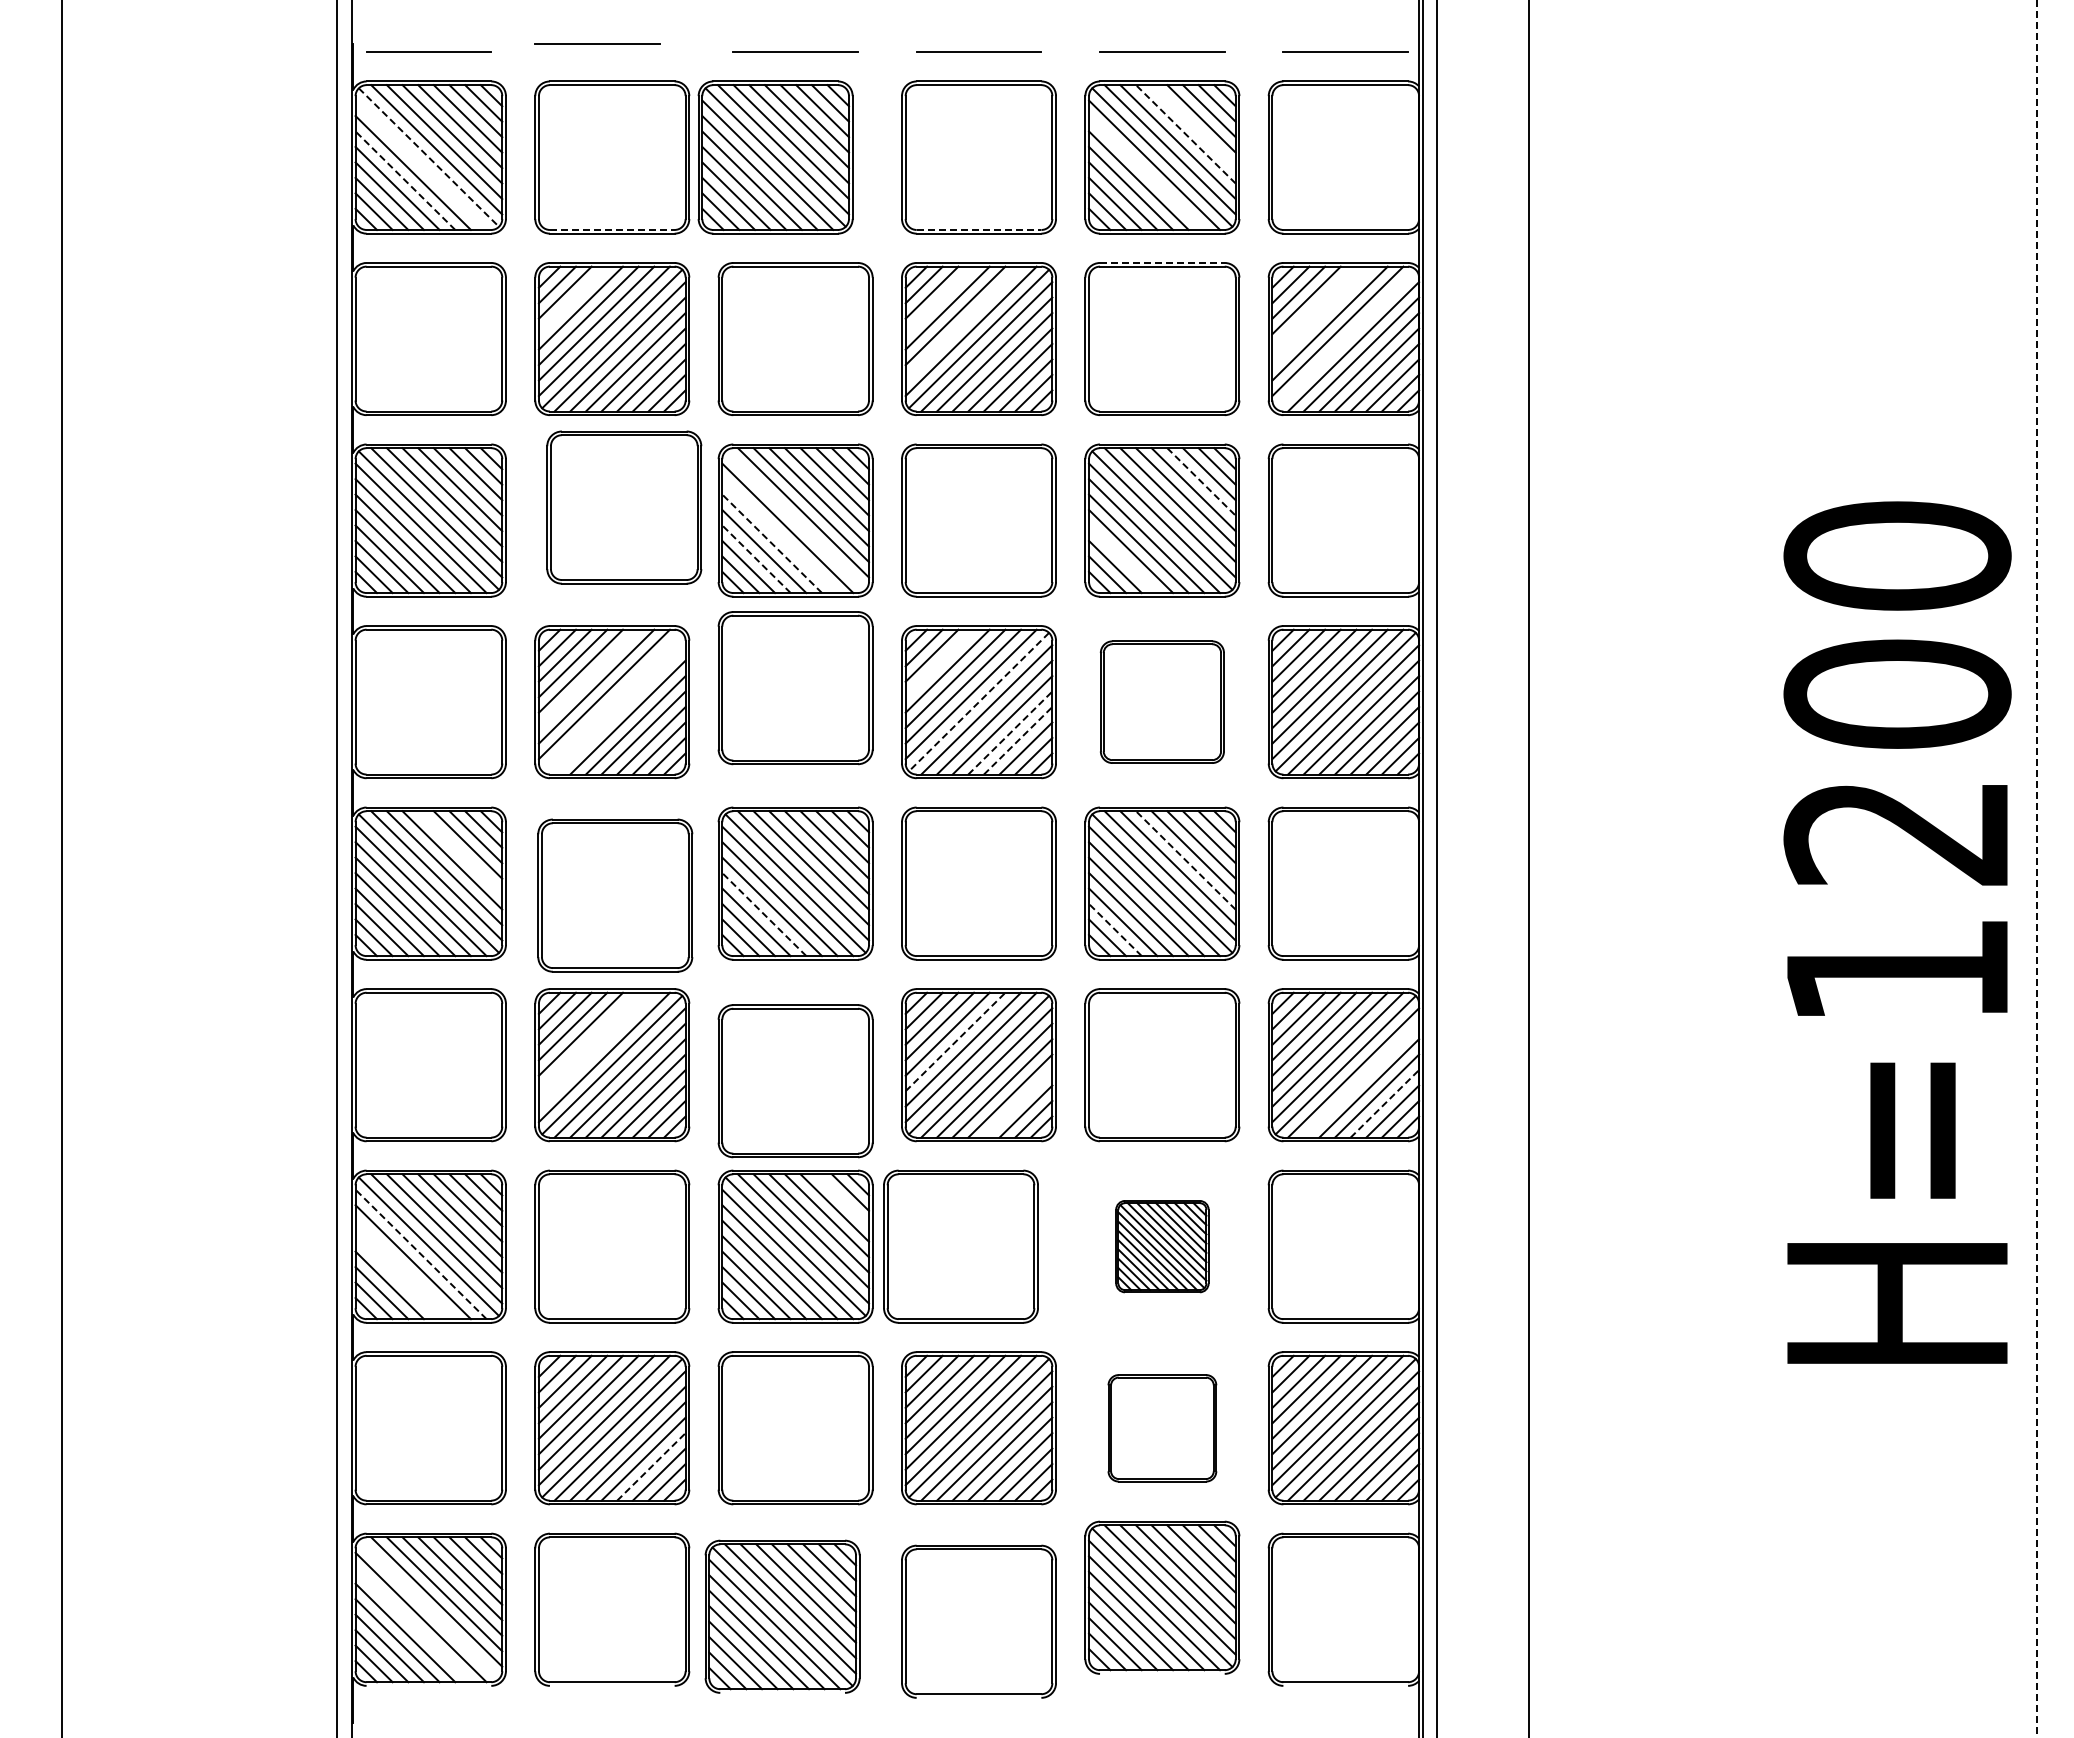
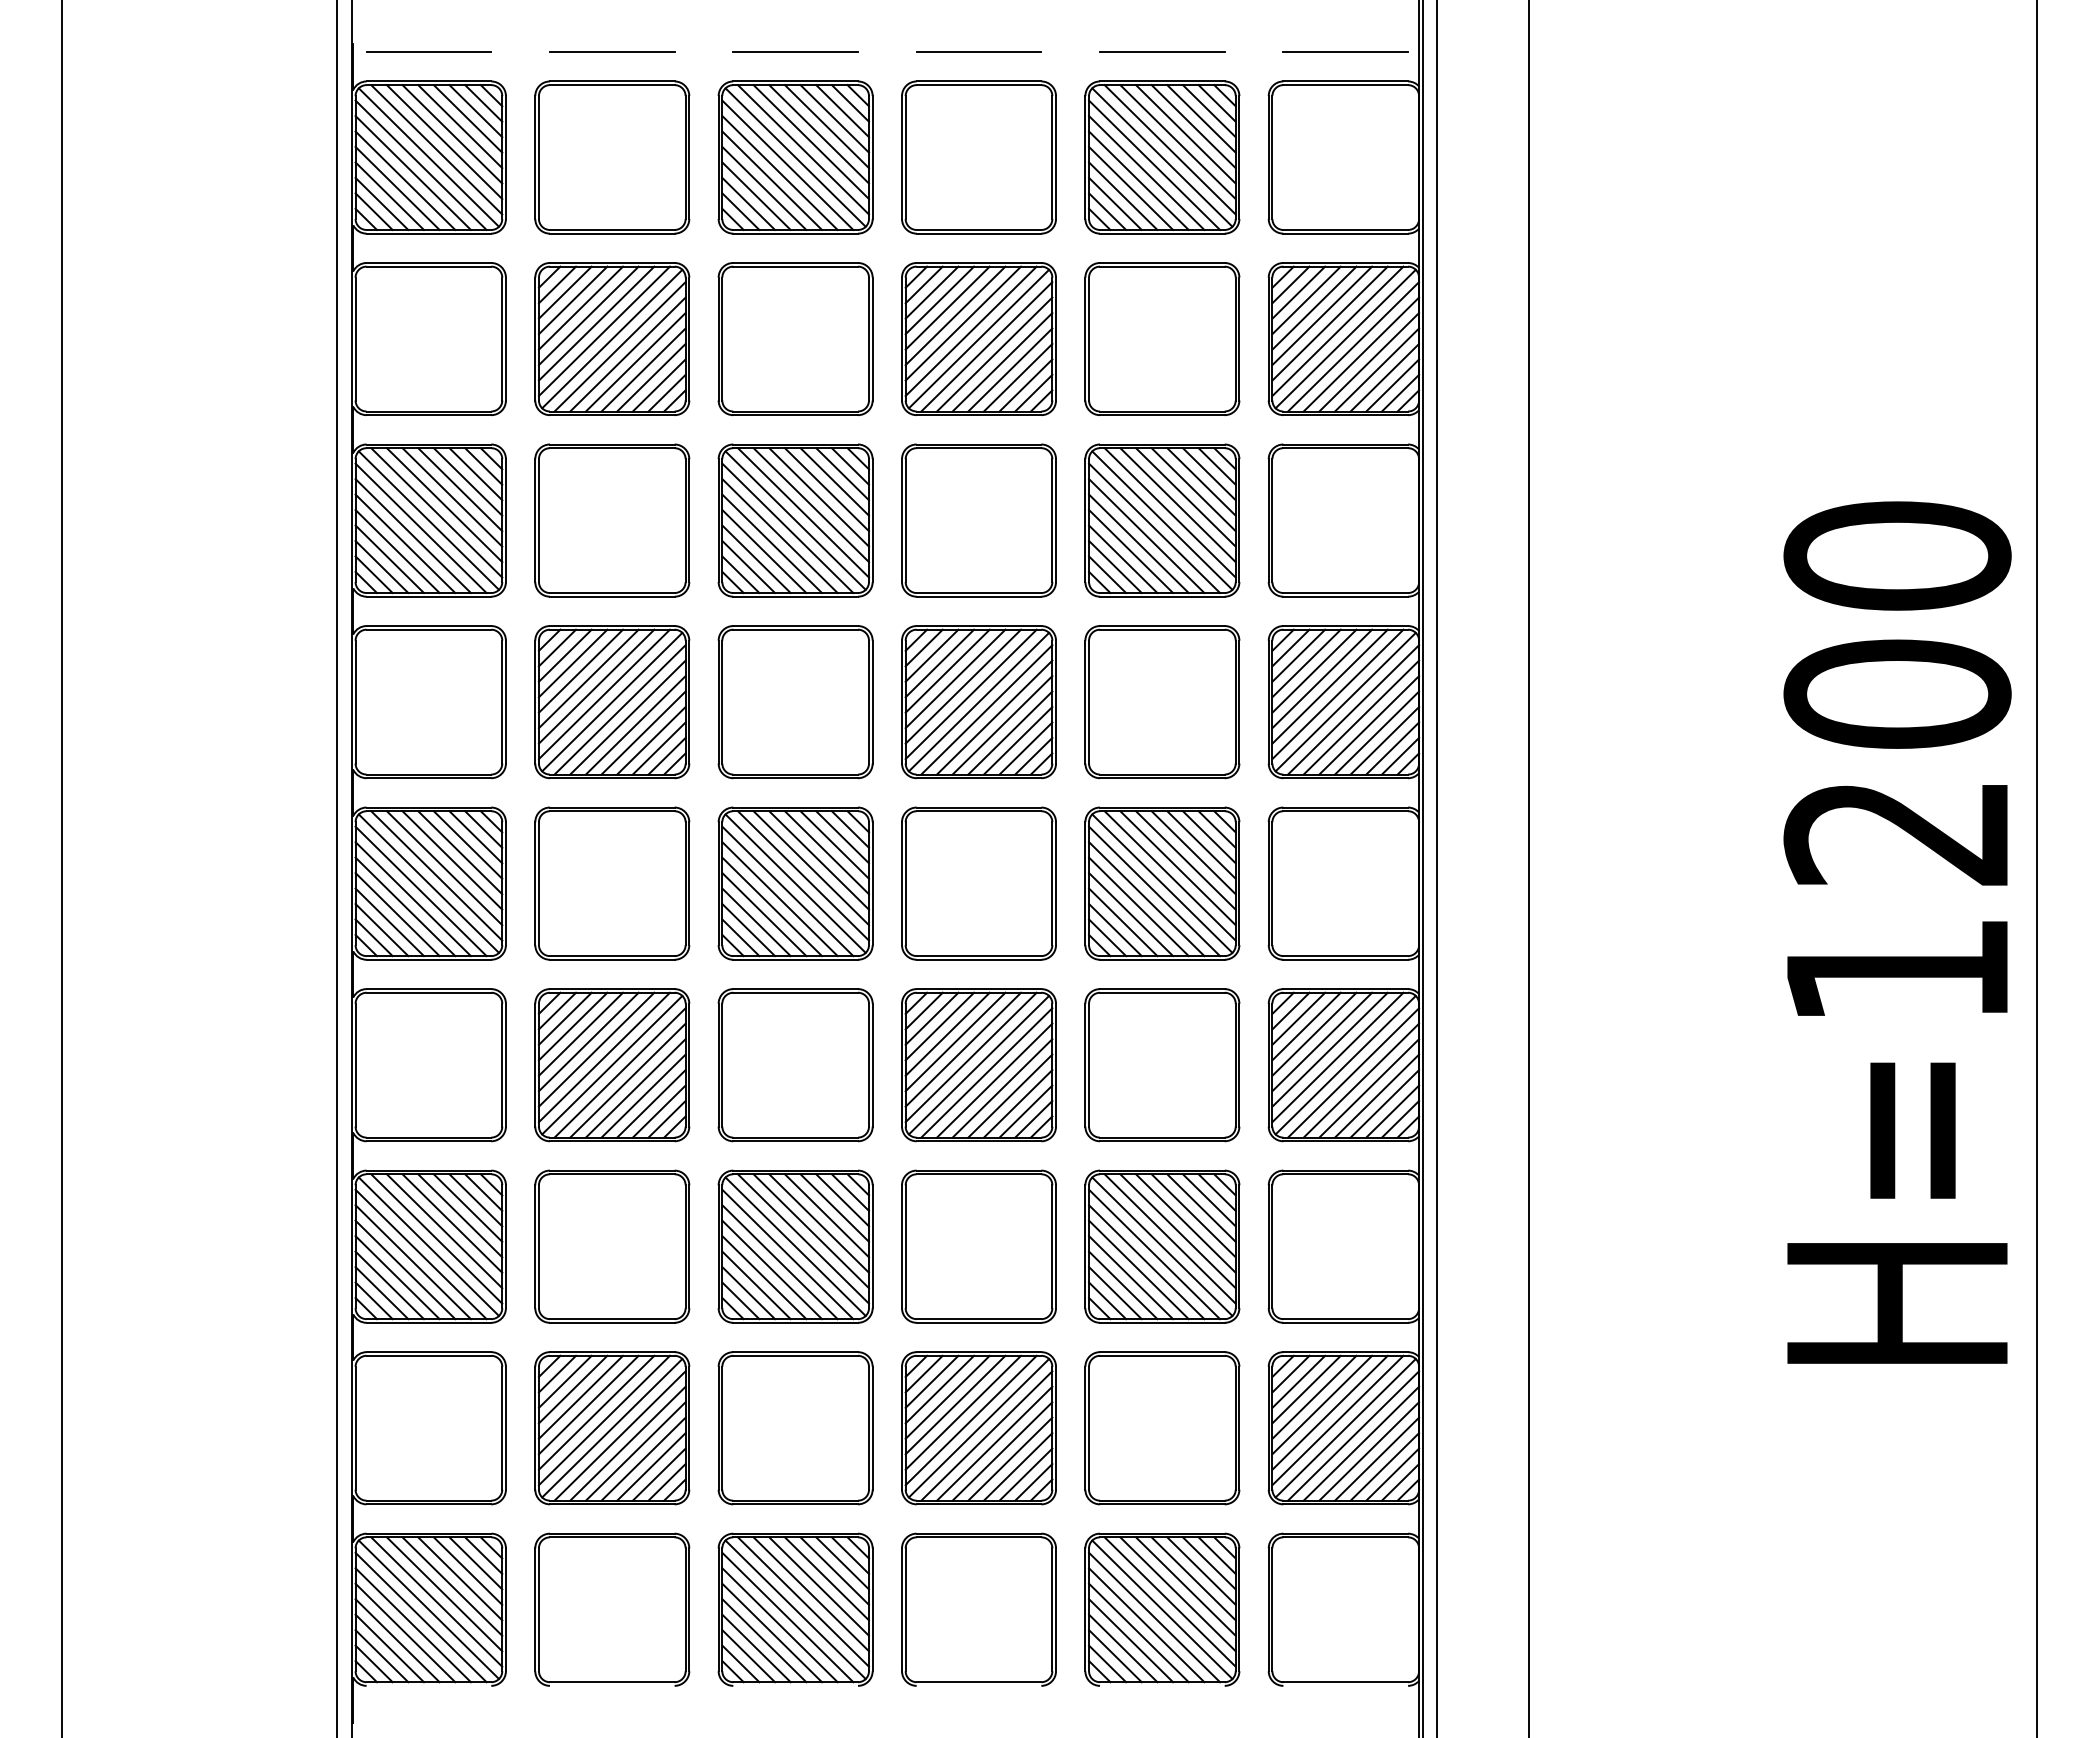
line position: (597, 43) -> (612, 51) (612, 51)
line: none -> present (1193, 126)
line: dashed -> solid (1185, 134)
line: dashed -> solid (428, 157)
part position: (775, 157) -> (795, 157) (795, 157)
line: none -> present (420, 164)
line: none -> present (1146, 172)
line: dashed -> solid (405, 180)
line: dashed -> solid (612, 229)
line: dashed -> solid (979, 229)
line: dashed -> solid (1162, 262)
line: none -> present (572, 300)
line: none -> present (939, 300)
line: none -> present (1314, 307)
line: none -> present (1322, 315)
line: none -> present (963, 323)
line: none -> present (1345, 338)
line: dashed -> solid (1201, 482)
part position: (624, 507) -> (612, 520) (612, 520)
line: none -> present (795, 520)
line: none -> present (779, 536)
line: dashed -> solid (771, 543)
line: dashed -> solid (756, 558)
line: none -> present (1123, 559)
line: none -> present (939, 663)
line: none -> present (588, 678)
part position: (795, 688) -> (795, 702) (795, 702)
line: none -> present (612, 701)
part size: 126x124 px -> 157x155 px (1162, 702)
line: dashed -> solid (979, 702)
line: none -> present (619, 709)
line: dashed -> solid (1010, 732)
line: dashed -> solid (1018, 740)
line: none -> present (460, 852)
line: dashed -> solid (1185, 860)
line: dashed -> solid (2036, 868)
part position: (615, 895) -> (612, 883) (612, 883)
line: dashed -> solid (763, 914)
line: dashed -> solid (1115, 929)
line: none -> present (588, 1041)
line: dashed -> solid (955, 1041)
line: none -> present (596, 1049)
line: none -> present (1361, 1080)
part position: (795, 1081) -> (795, 1065) (795, 1065)
line: none -> present (1017, 1103)
line: dashed -> solid (1385, 1103)
line: none -> present (842, 1200)
part position: (960, 1246) -> (978, 1246) (978, 1246)
part size: 95x94 px -> 157x155 px (1162, 1246)
line: dashed -> solid (420, 1254)
line: none -> present (405, 1269)
line: none -> present (397, 1277)
part size: 111x109 px -> 157x155 px (1162, 1428)
line: dashed -> solid (651, 1466)
part position: (1162, 1597) -> (1162, 1609) (1162, 1609)
line: none -> present (428, 1609)
part position: (782, 1616) -> (795, 1609) (795, 1609)
part position: (978, 1621) -> (978, 1609) (978, 1609)
line: none -> present (412, 1625)
